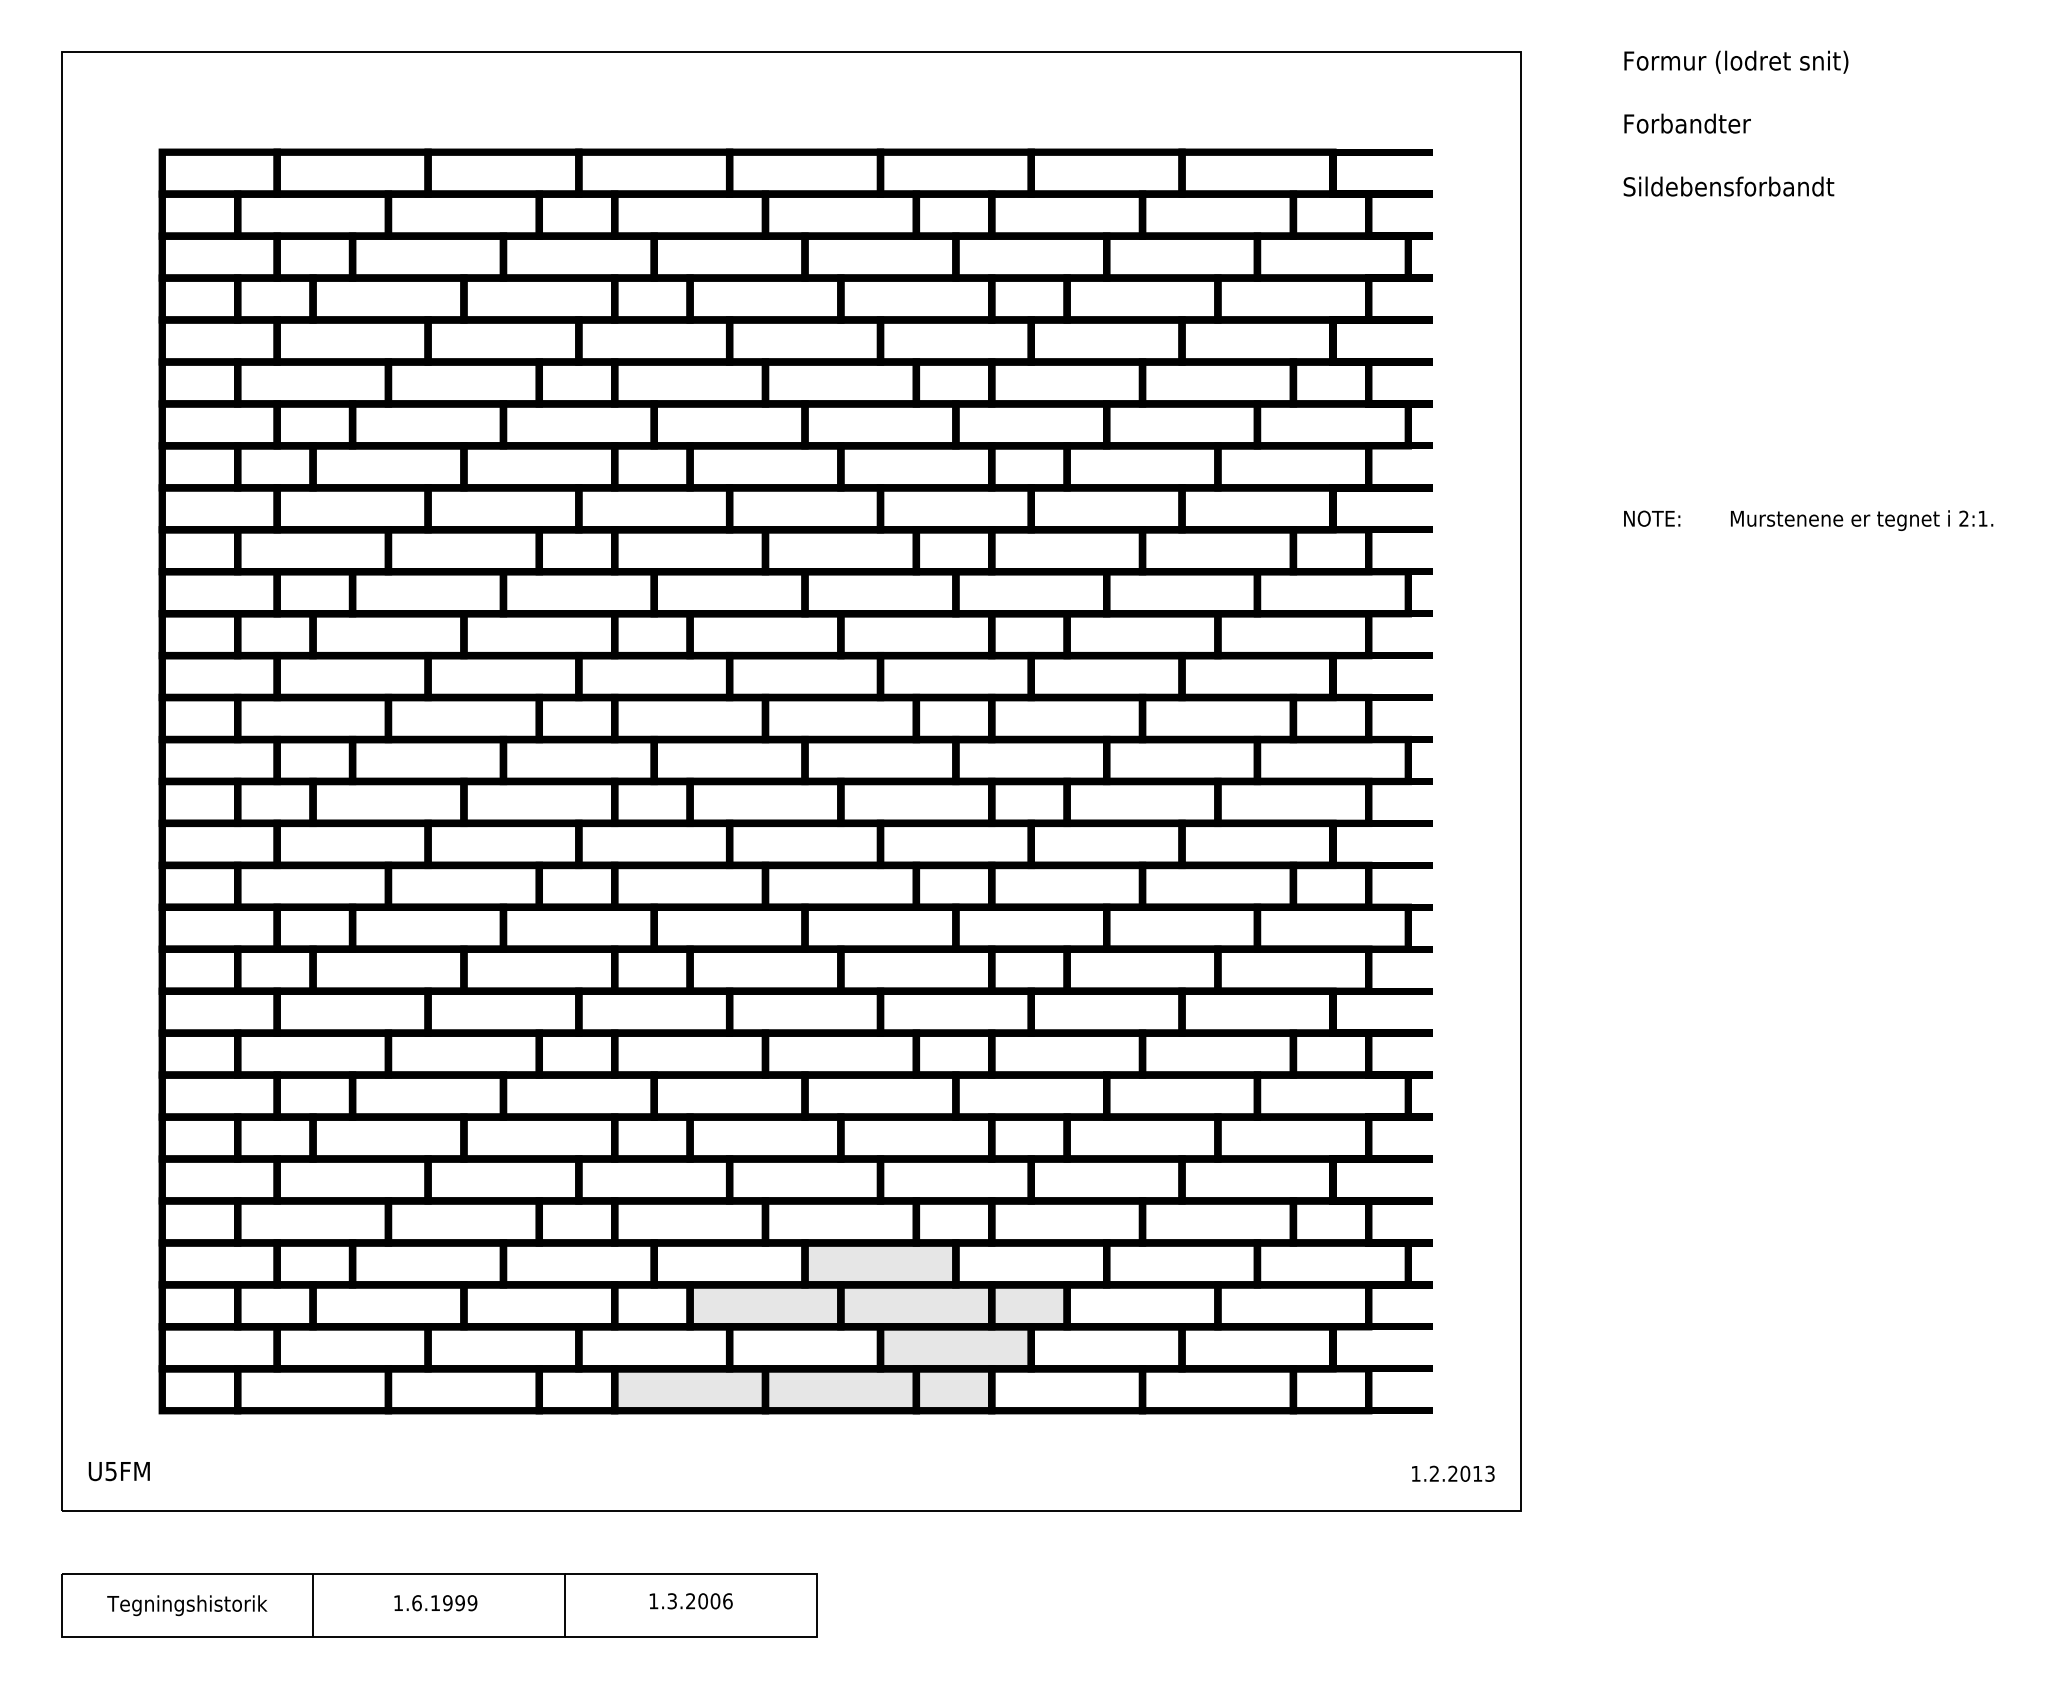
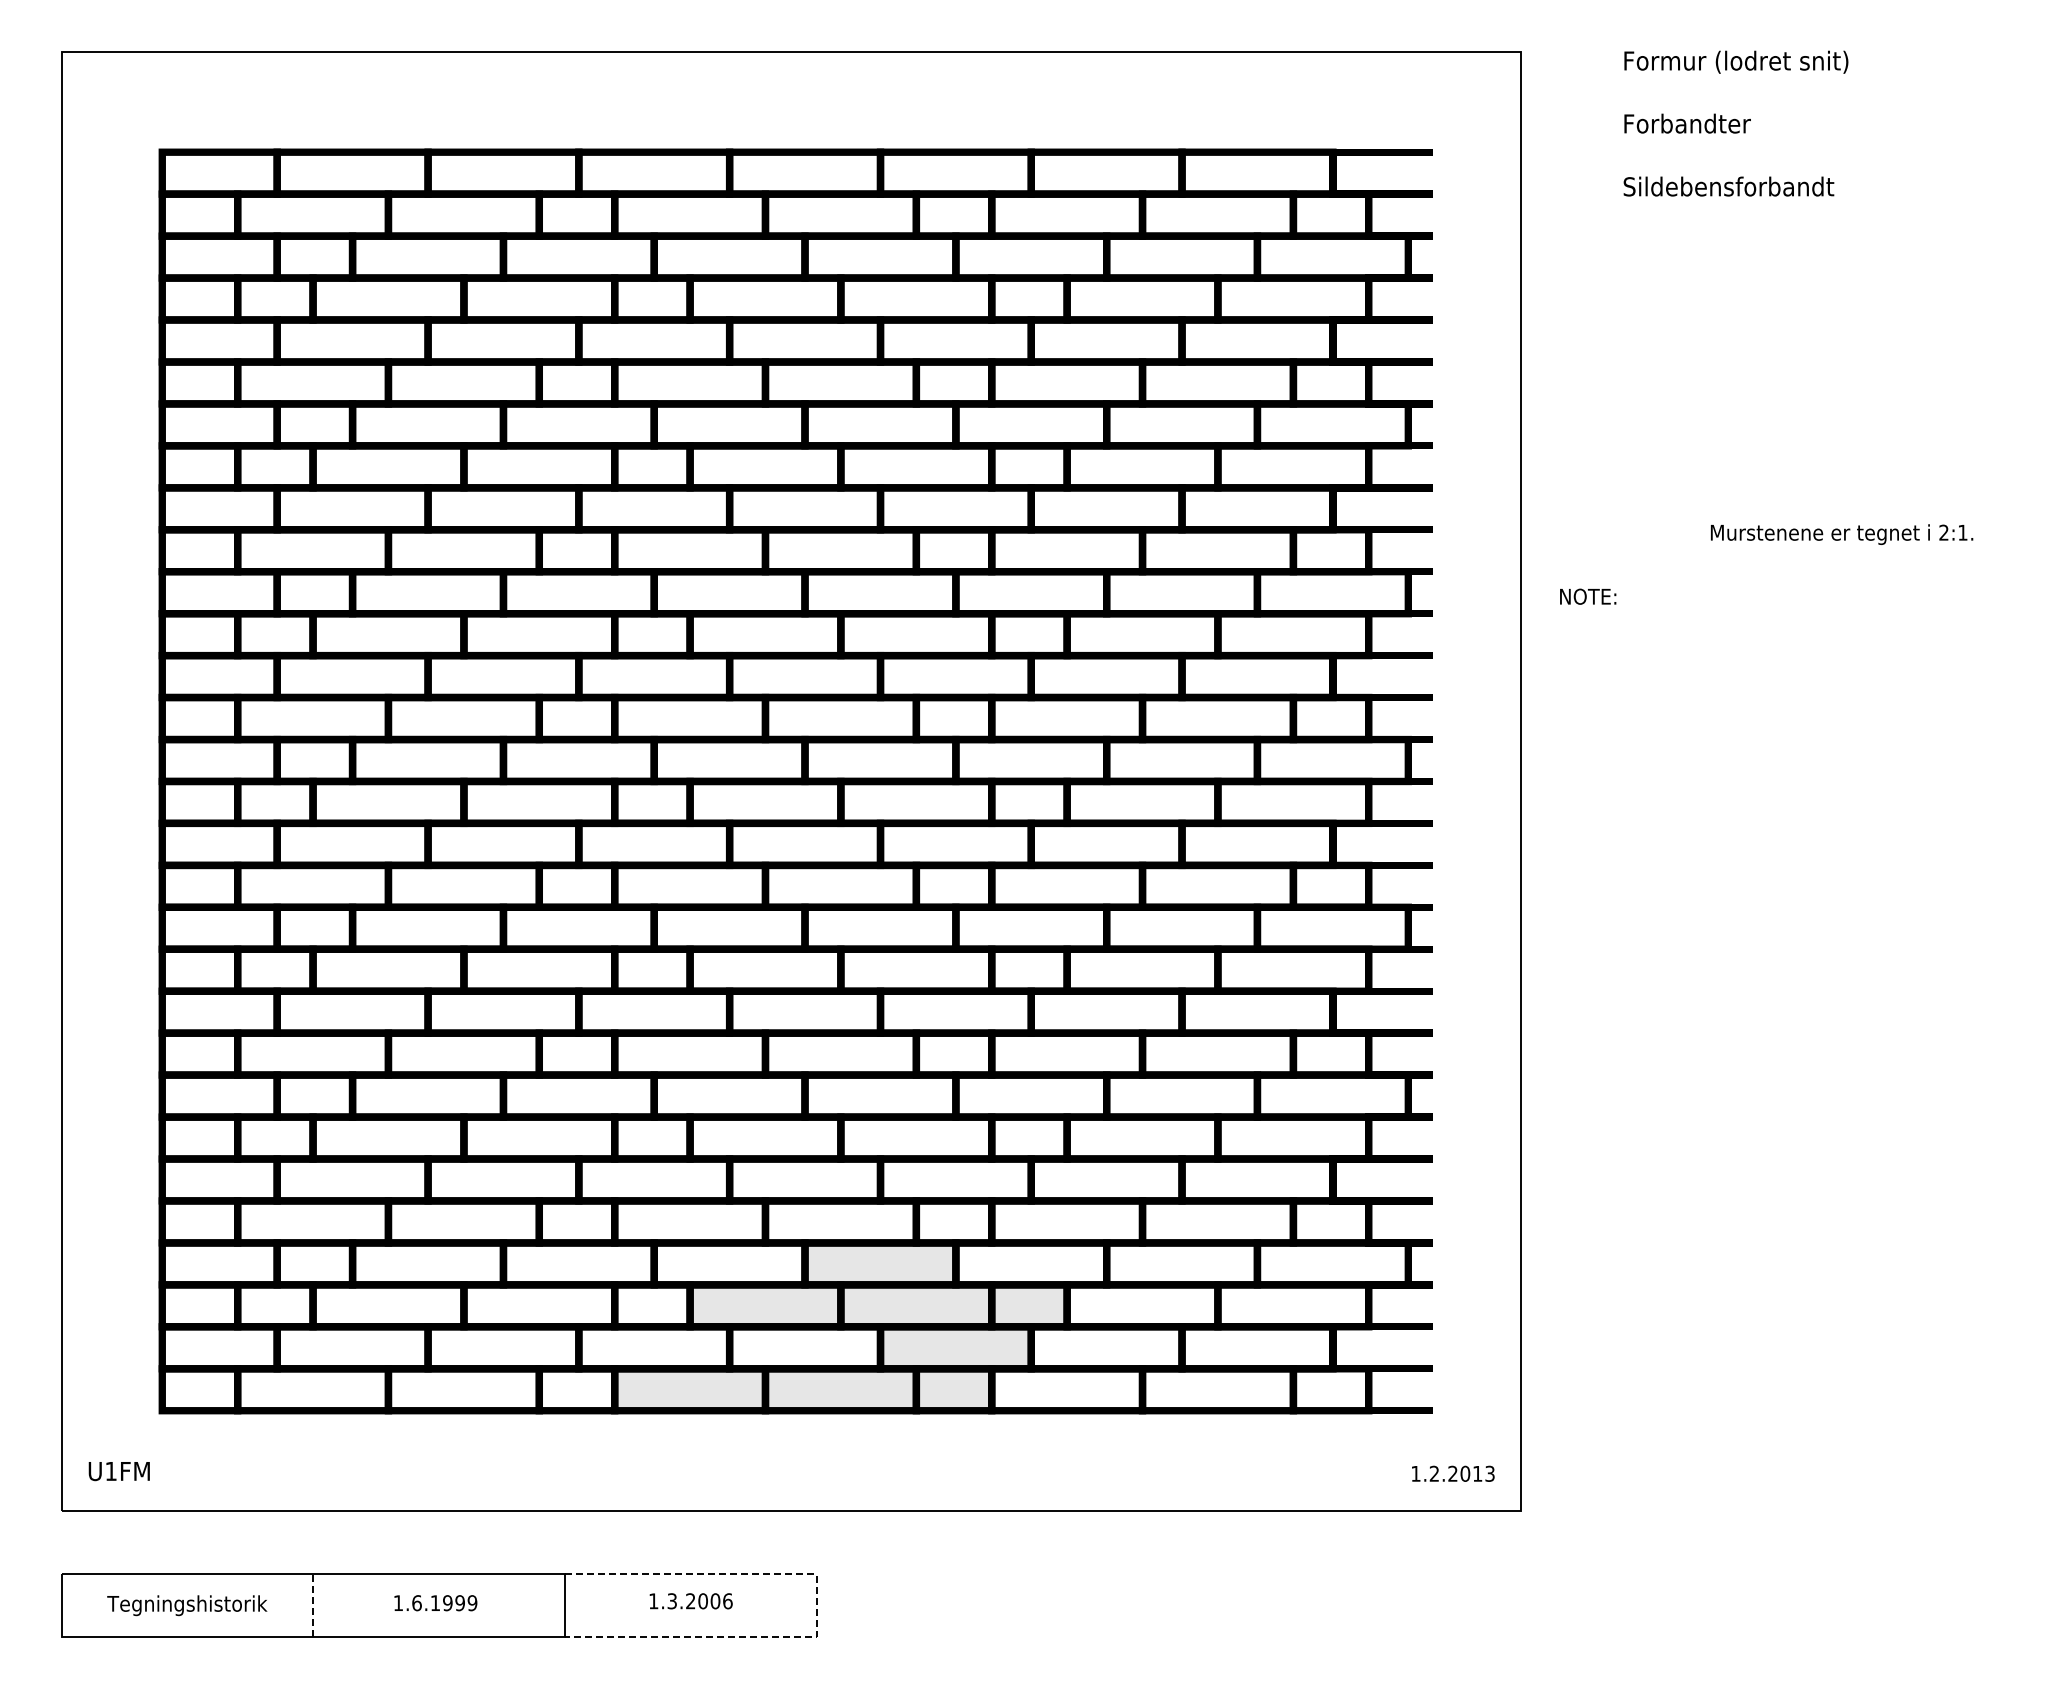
text position: (1652, 518) -> (1588, 596) (1588, 596)
text position: (1862, 520) -> (1842, 534) (1842, 534)
text: U5FM -> U1FM (110, 1471)
line: solid -> dashed (313, 1605)
line: solid -> dashed (816, 1606)
